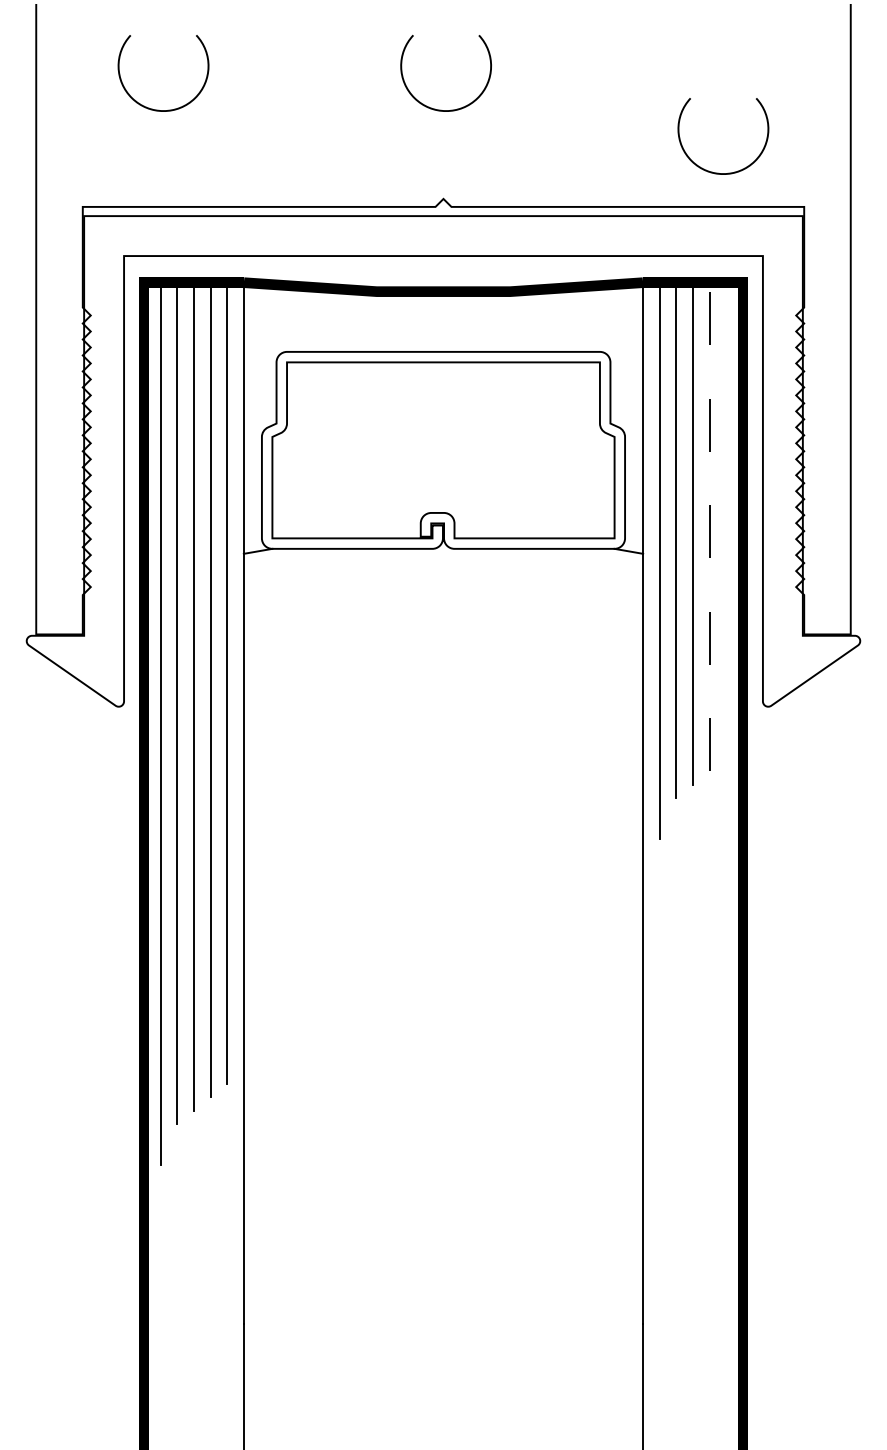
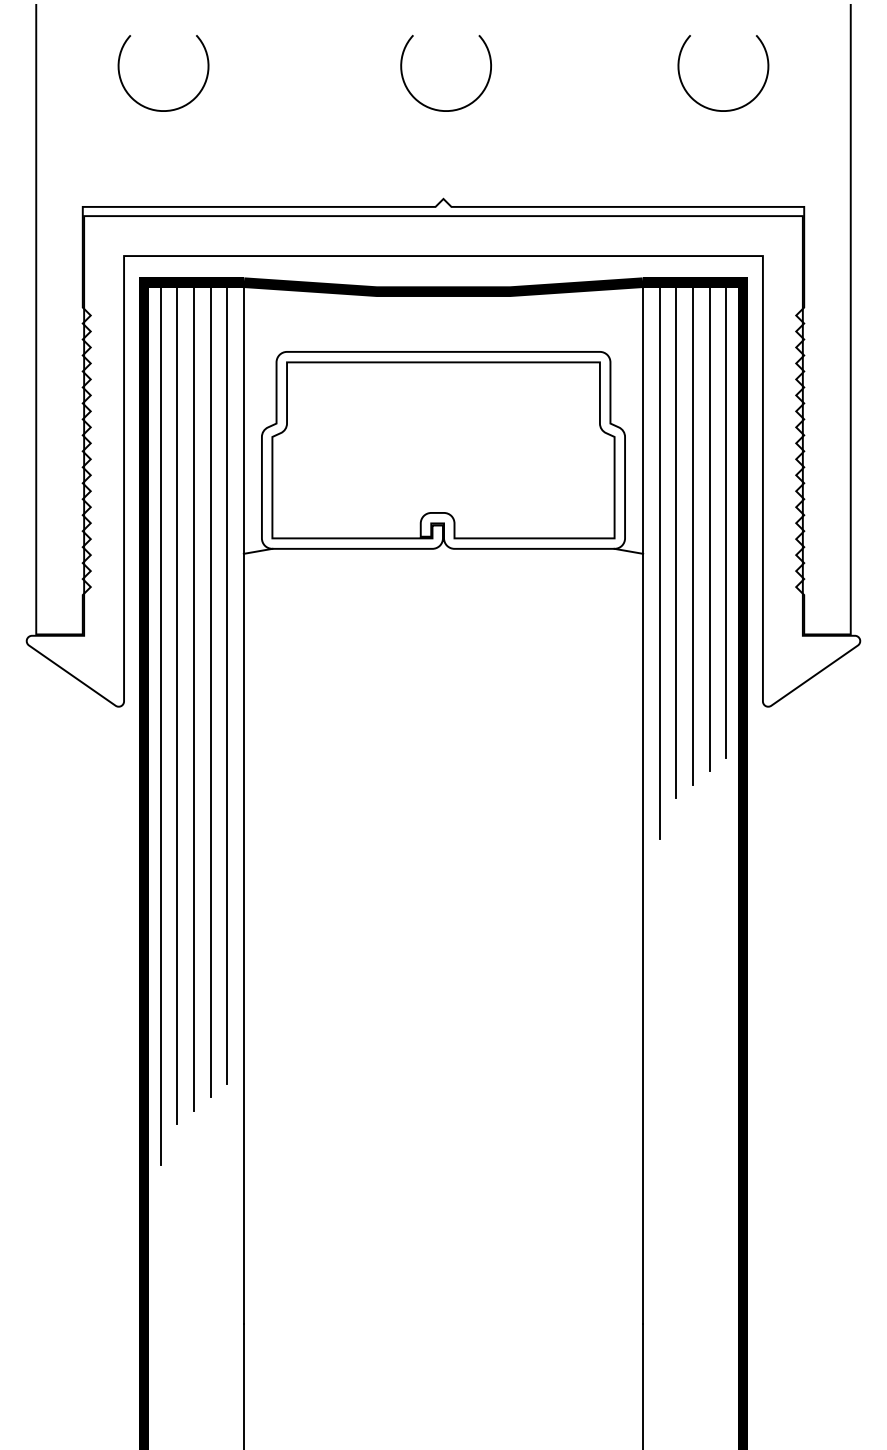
curve position: (718, 172) -> (718, 109) (718, 109)
line: none -> present (726, 519)
line: dashed -> solid (709, 526)
